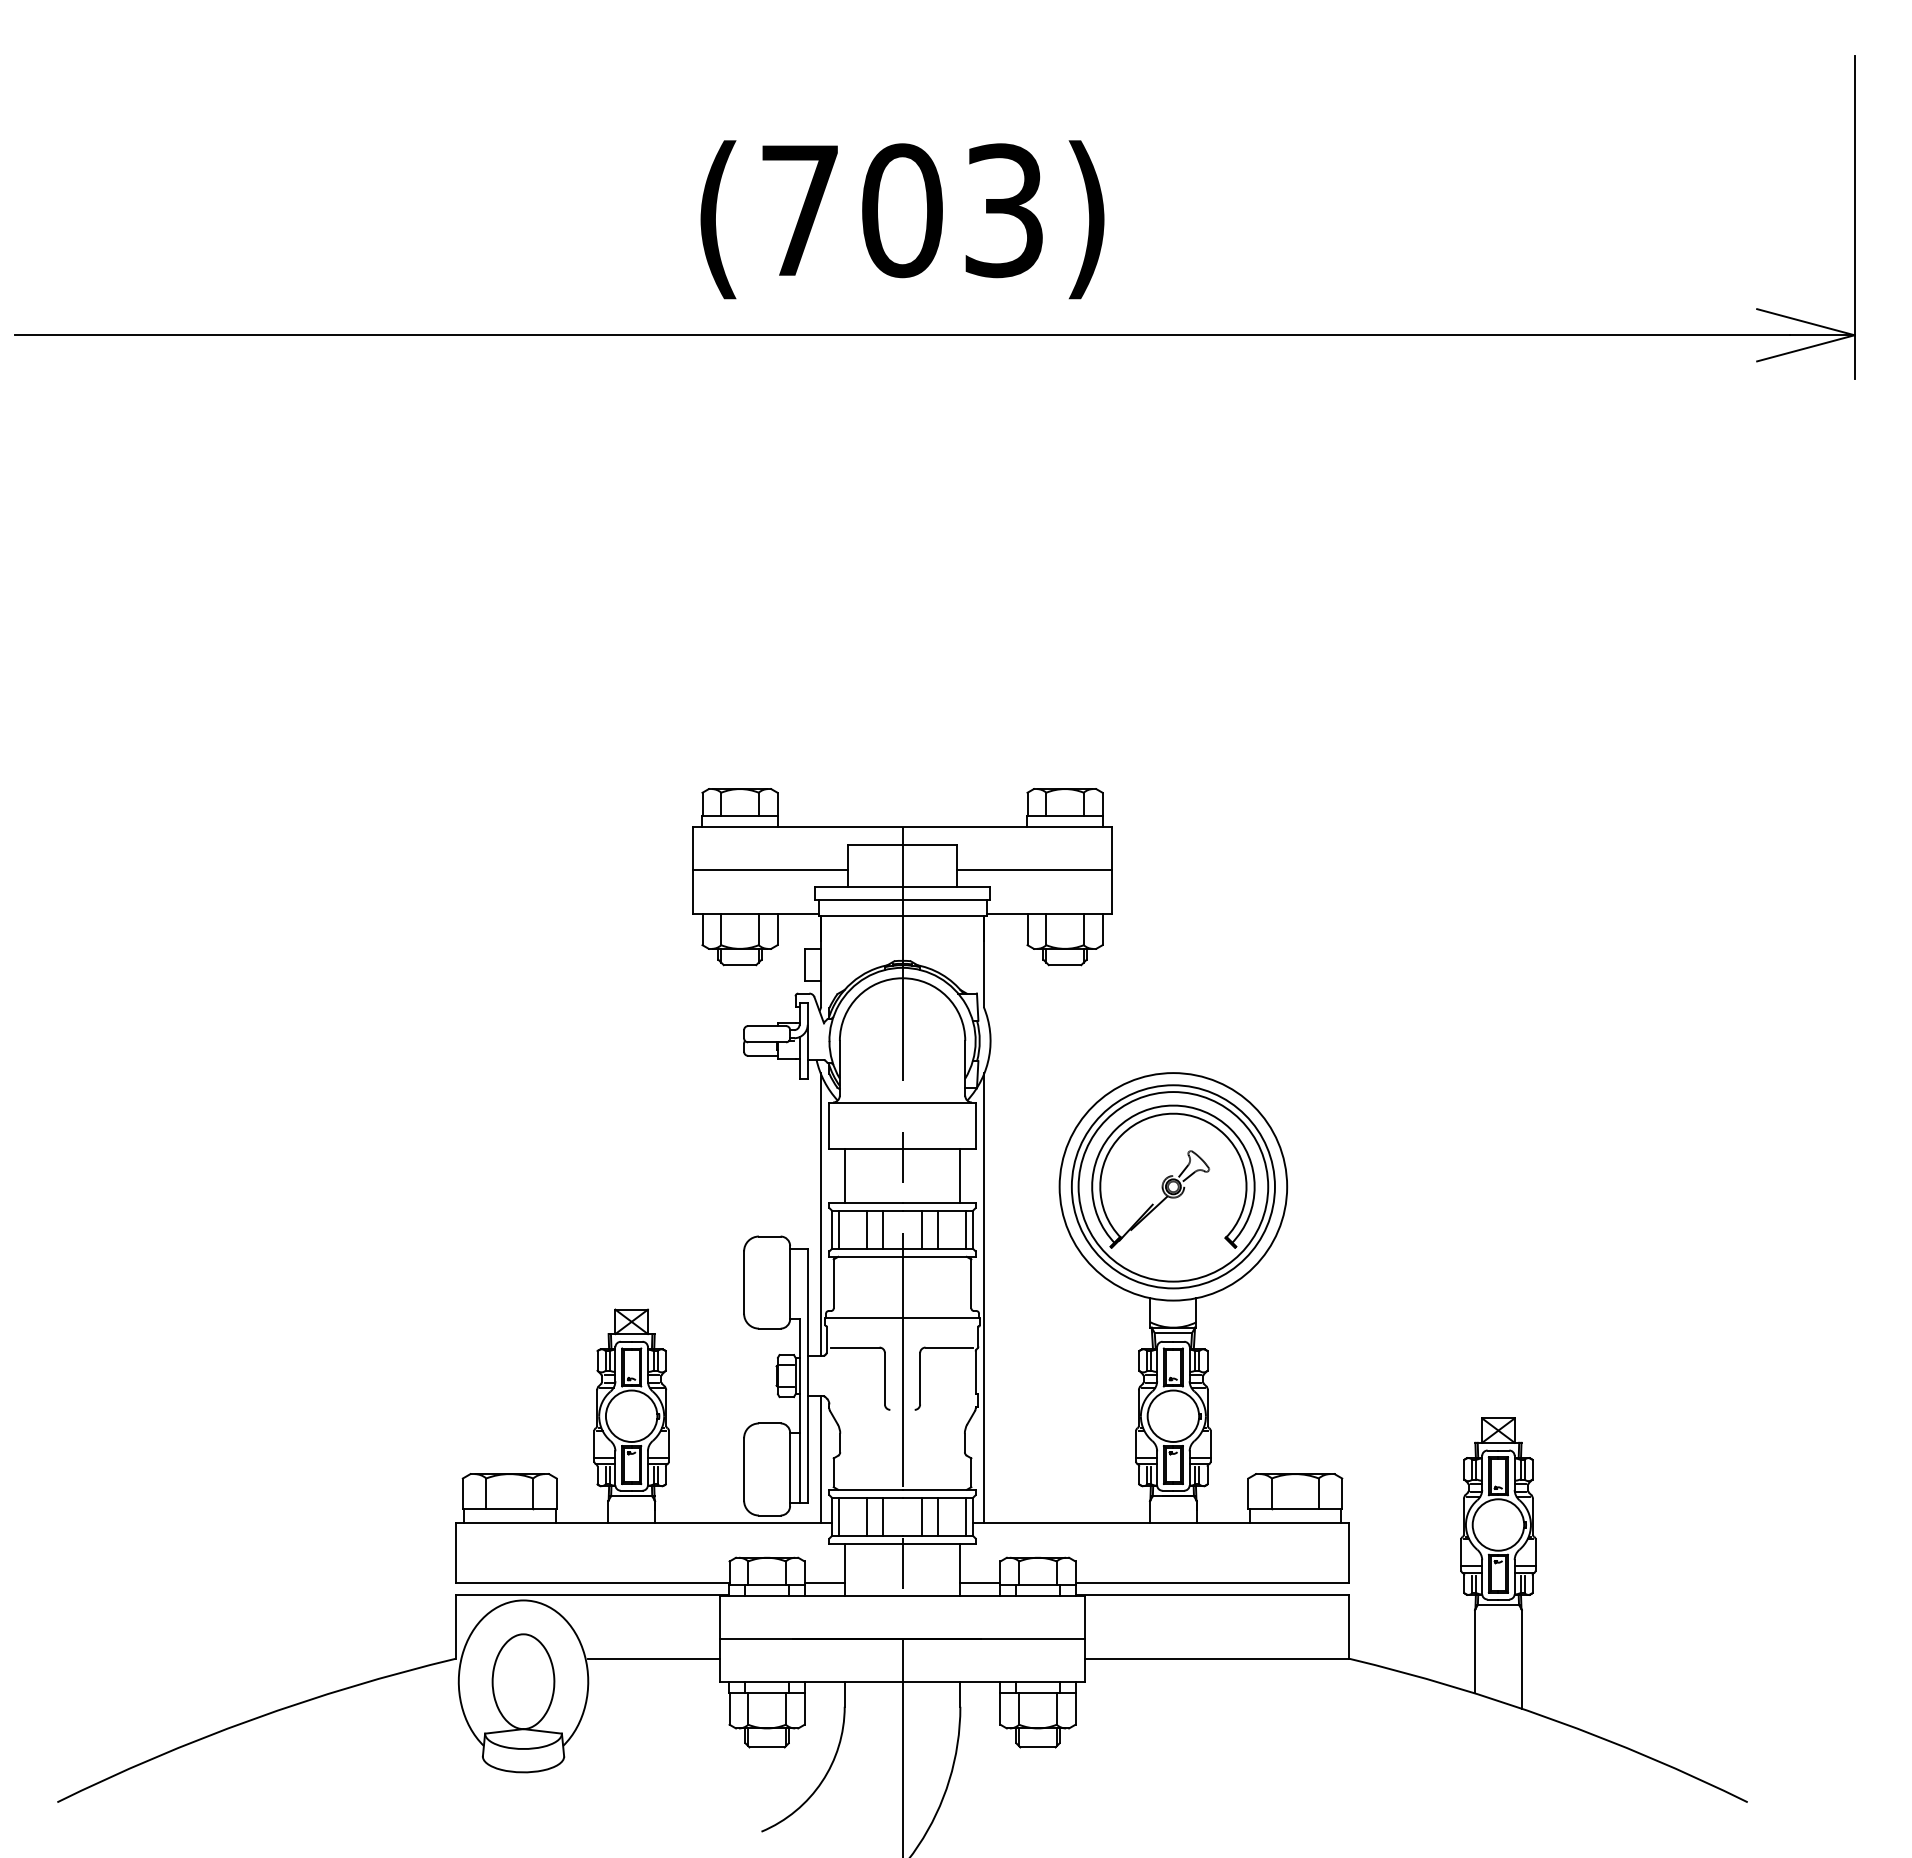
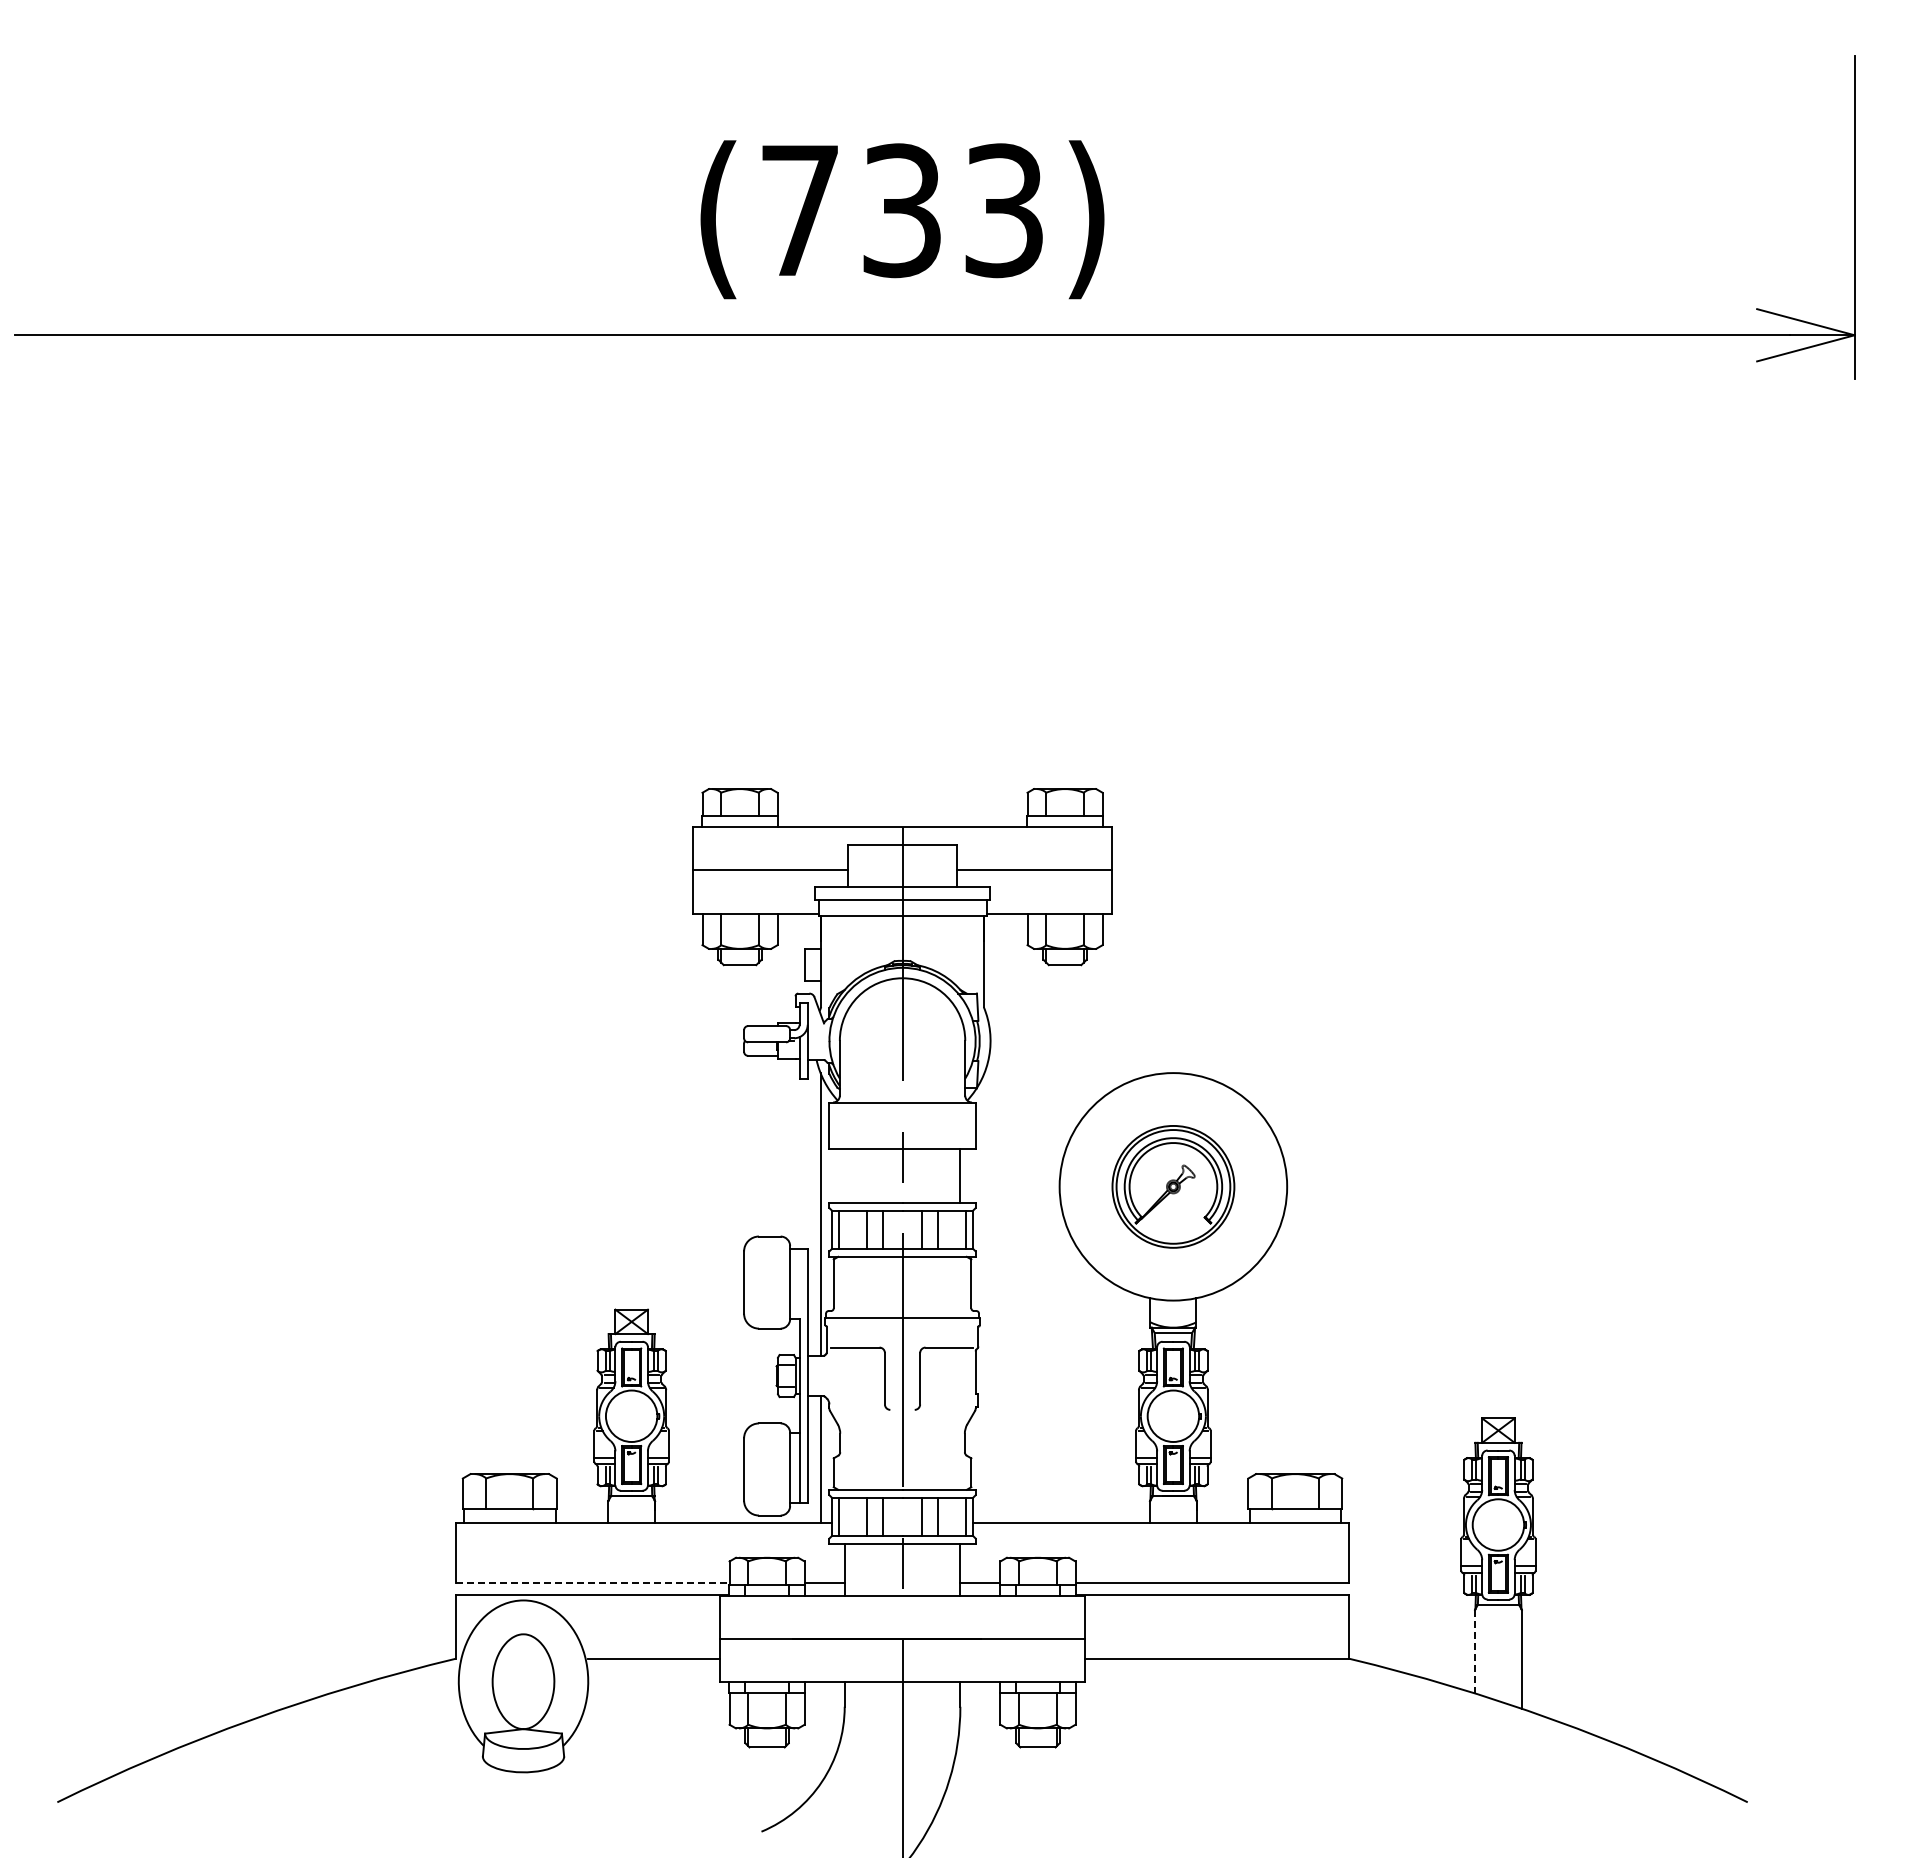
text: (703) -> (733) (902, 210)
line: present -> none (844, 1175)
part size: 205x206 px -> 125x124 px (1173, 1186)
line: present -> none (984, 1298)
line: solid -> dashed (592, 1582)
line: solid -> dashed (1475, 1651)
